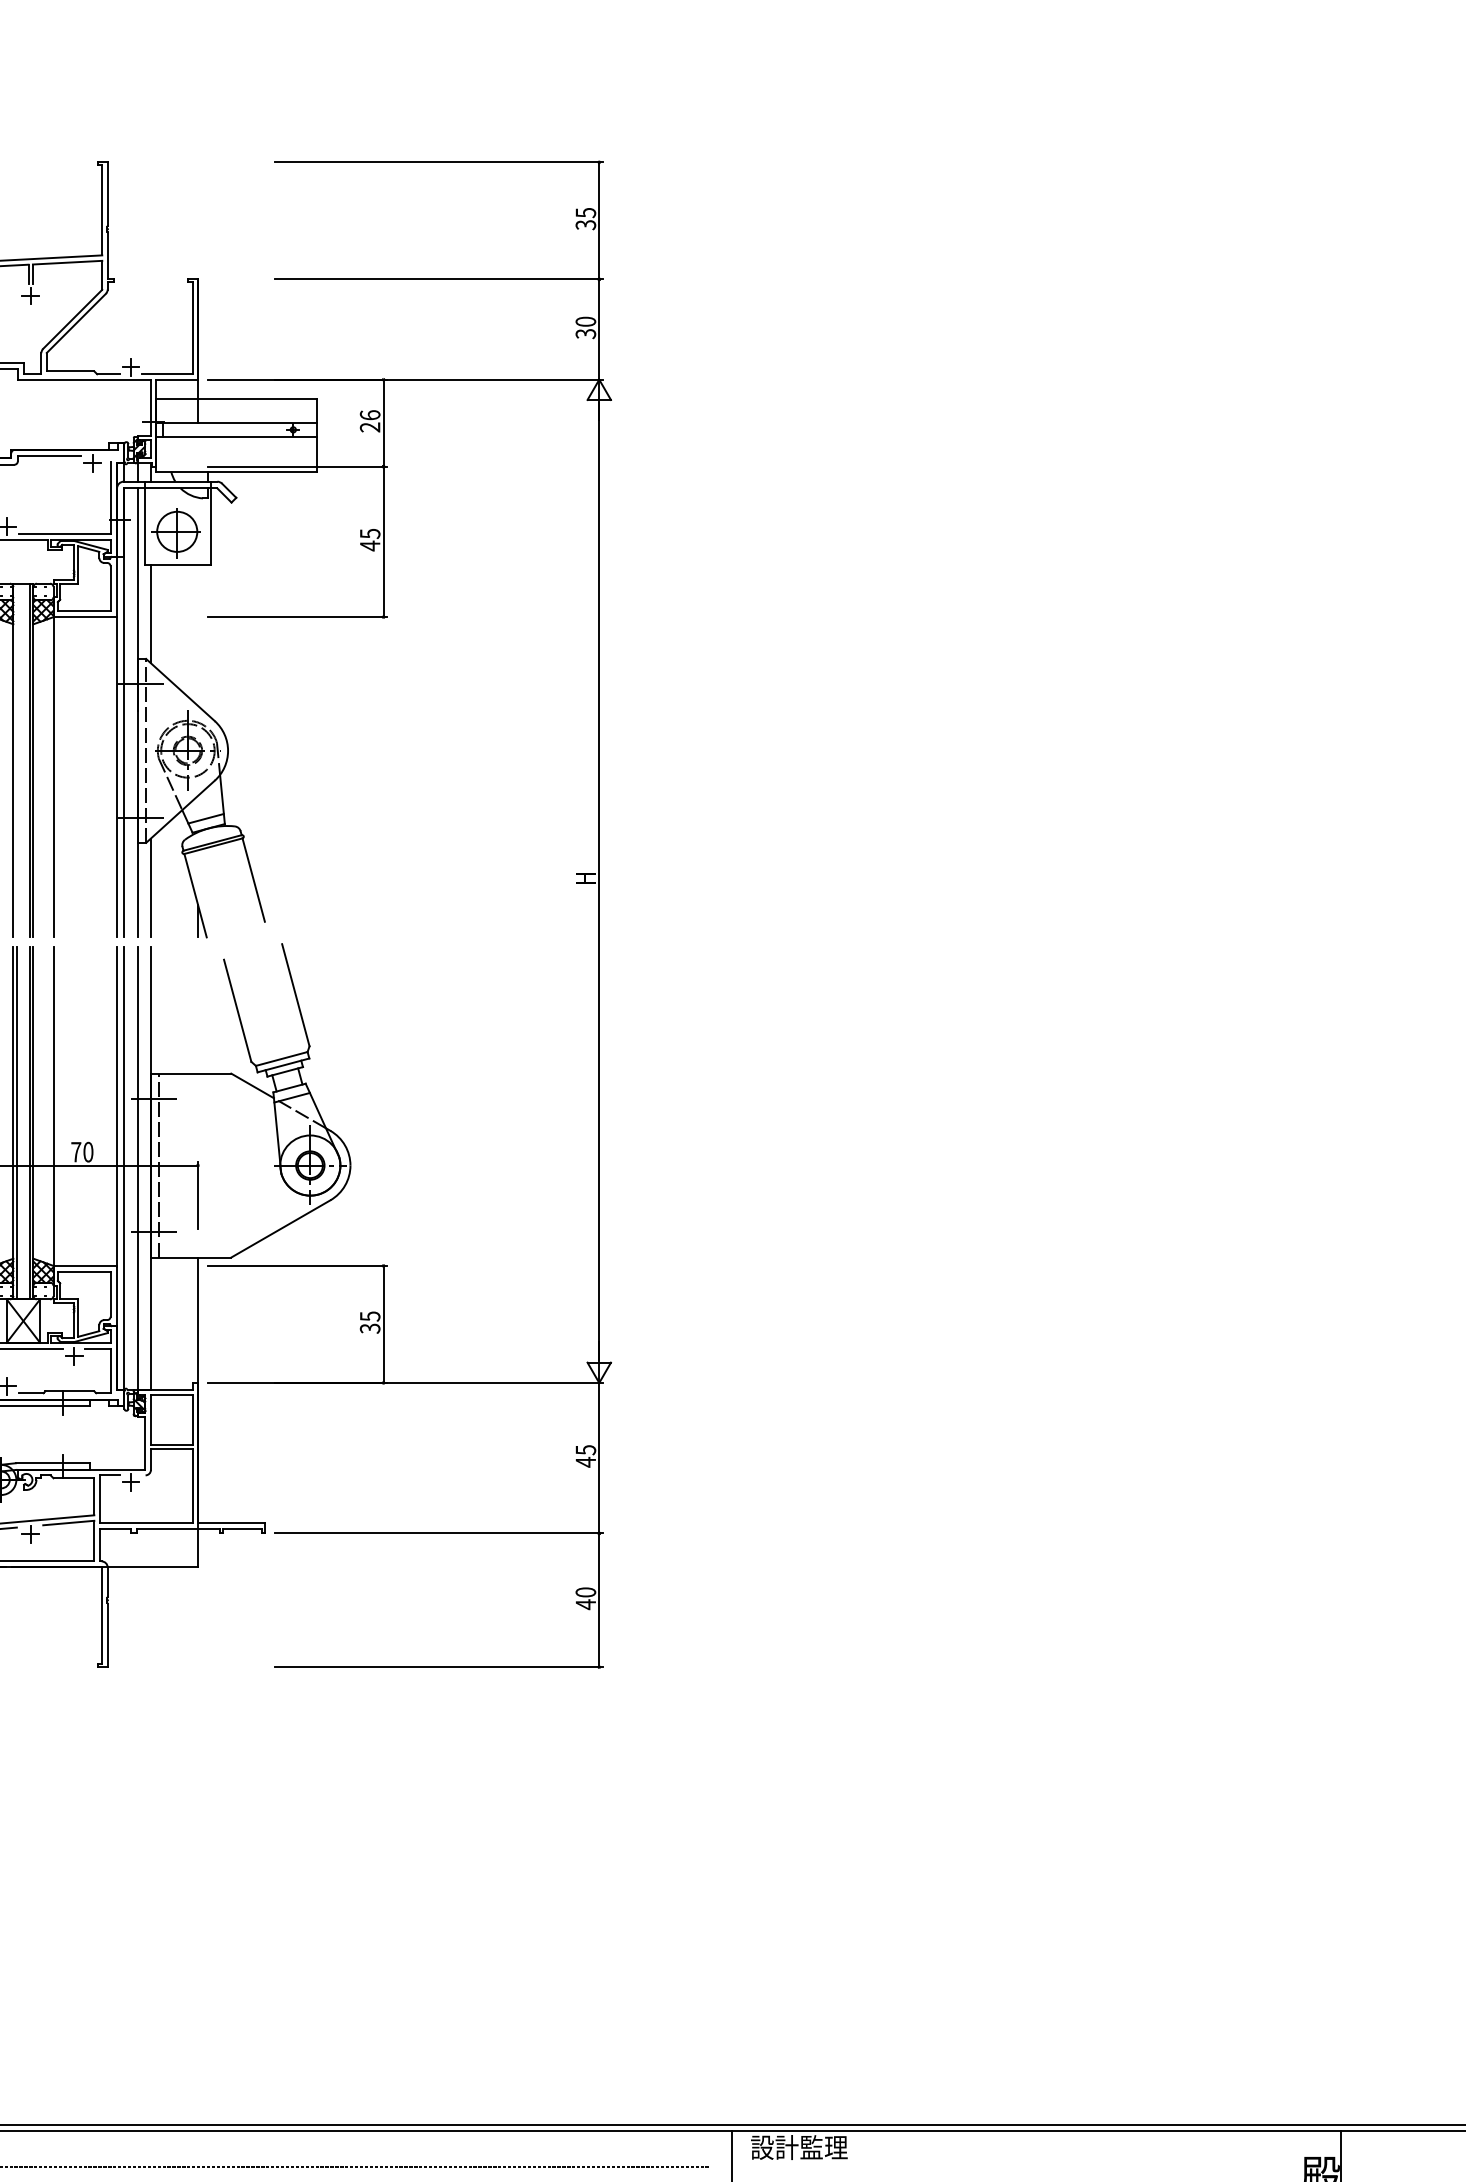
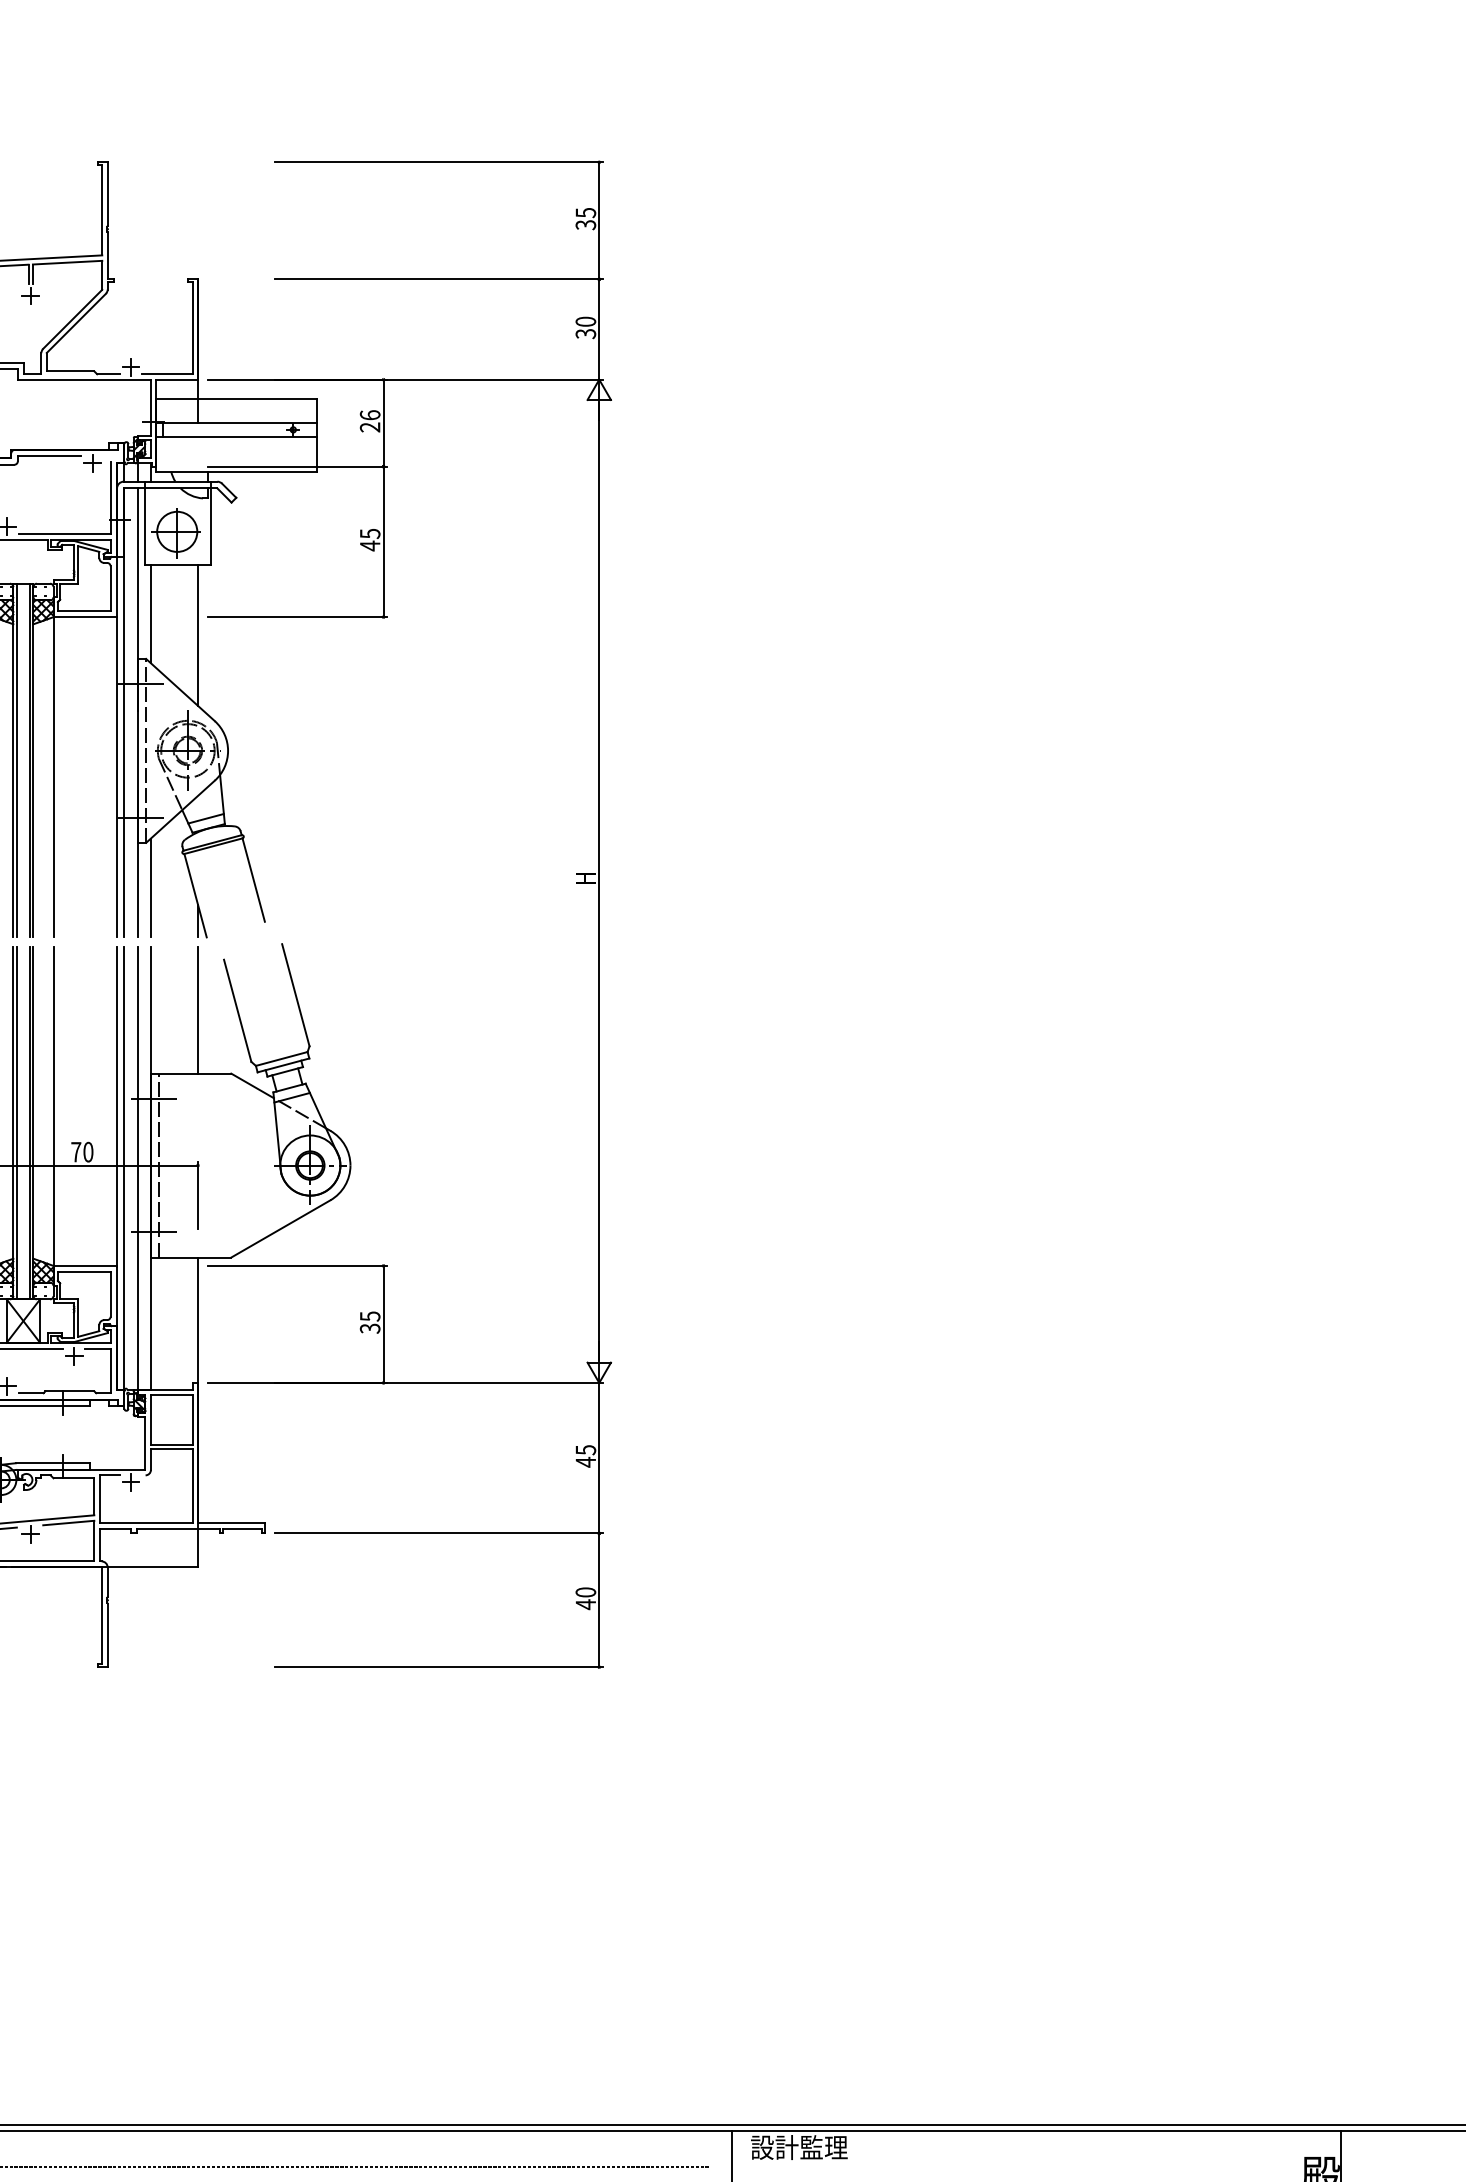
line: none -> present (197, 635)
line: none -> present (16, 759)
line: none -> present (197, 1009)
